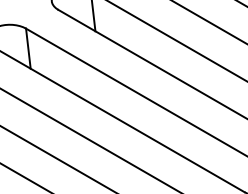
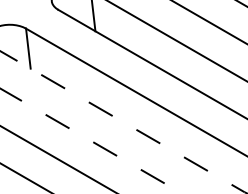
line: solid -> dashed (122, 121)
line: solid -> dashed (91, 140)
